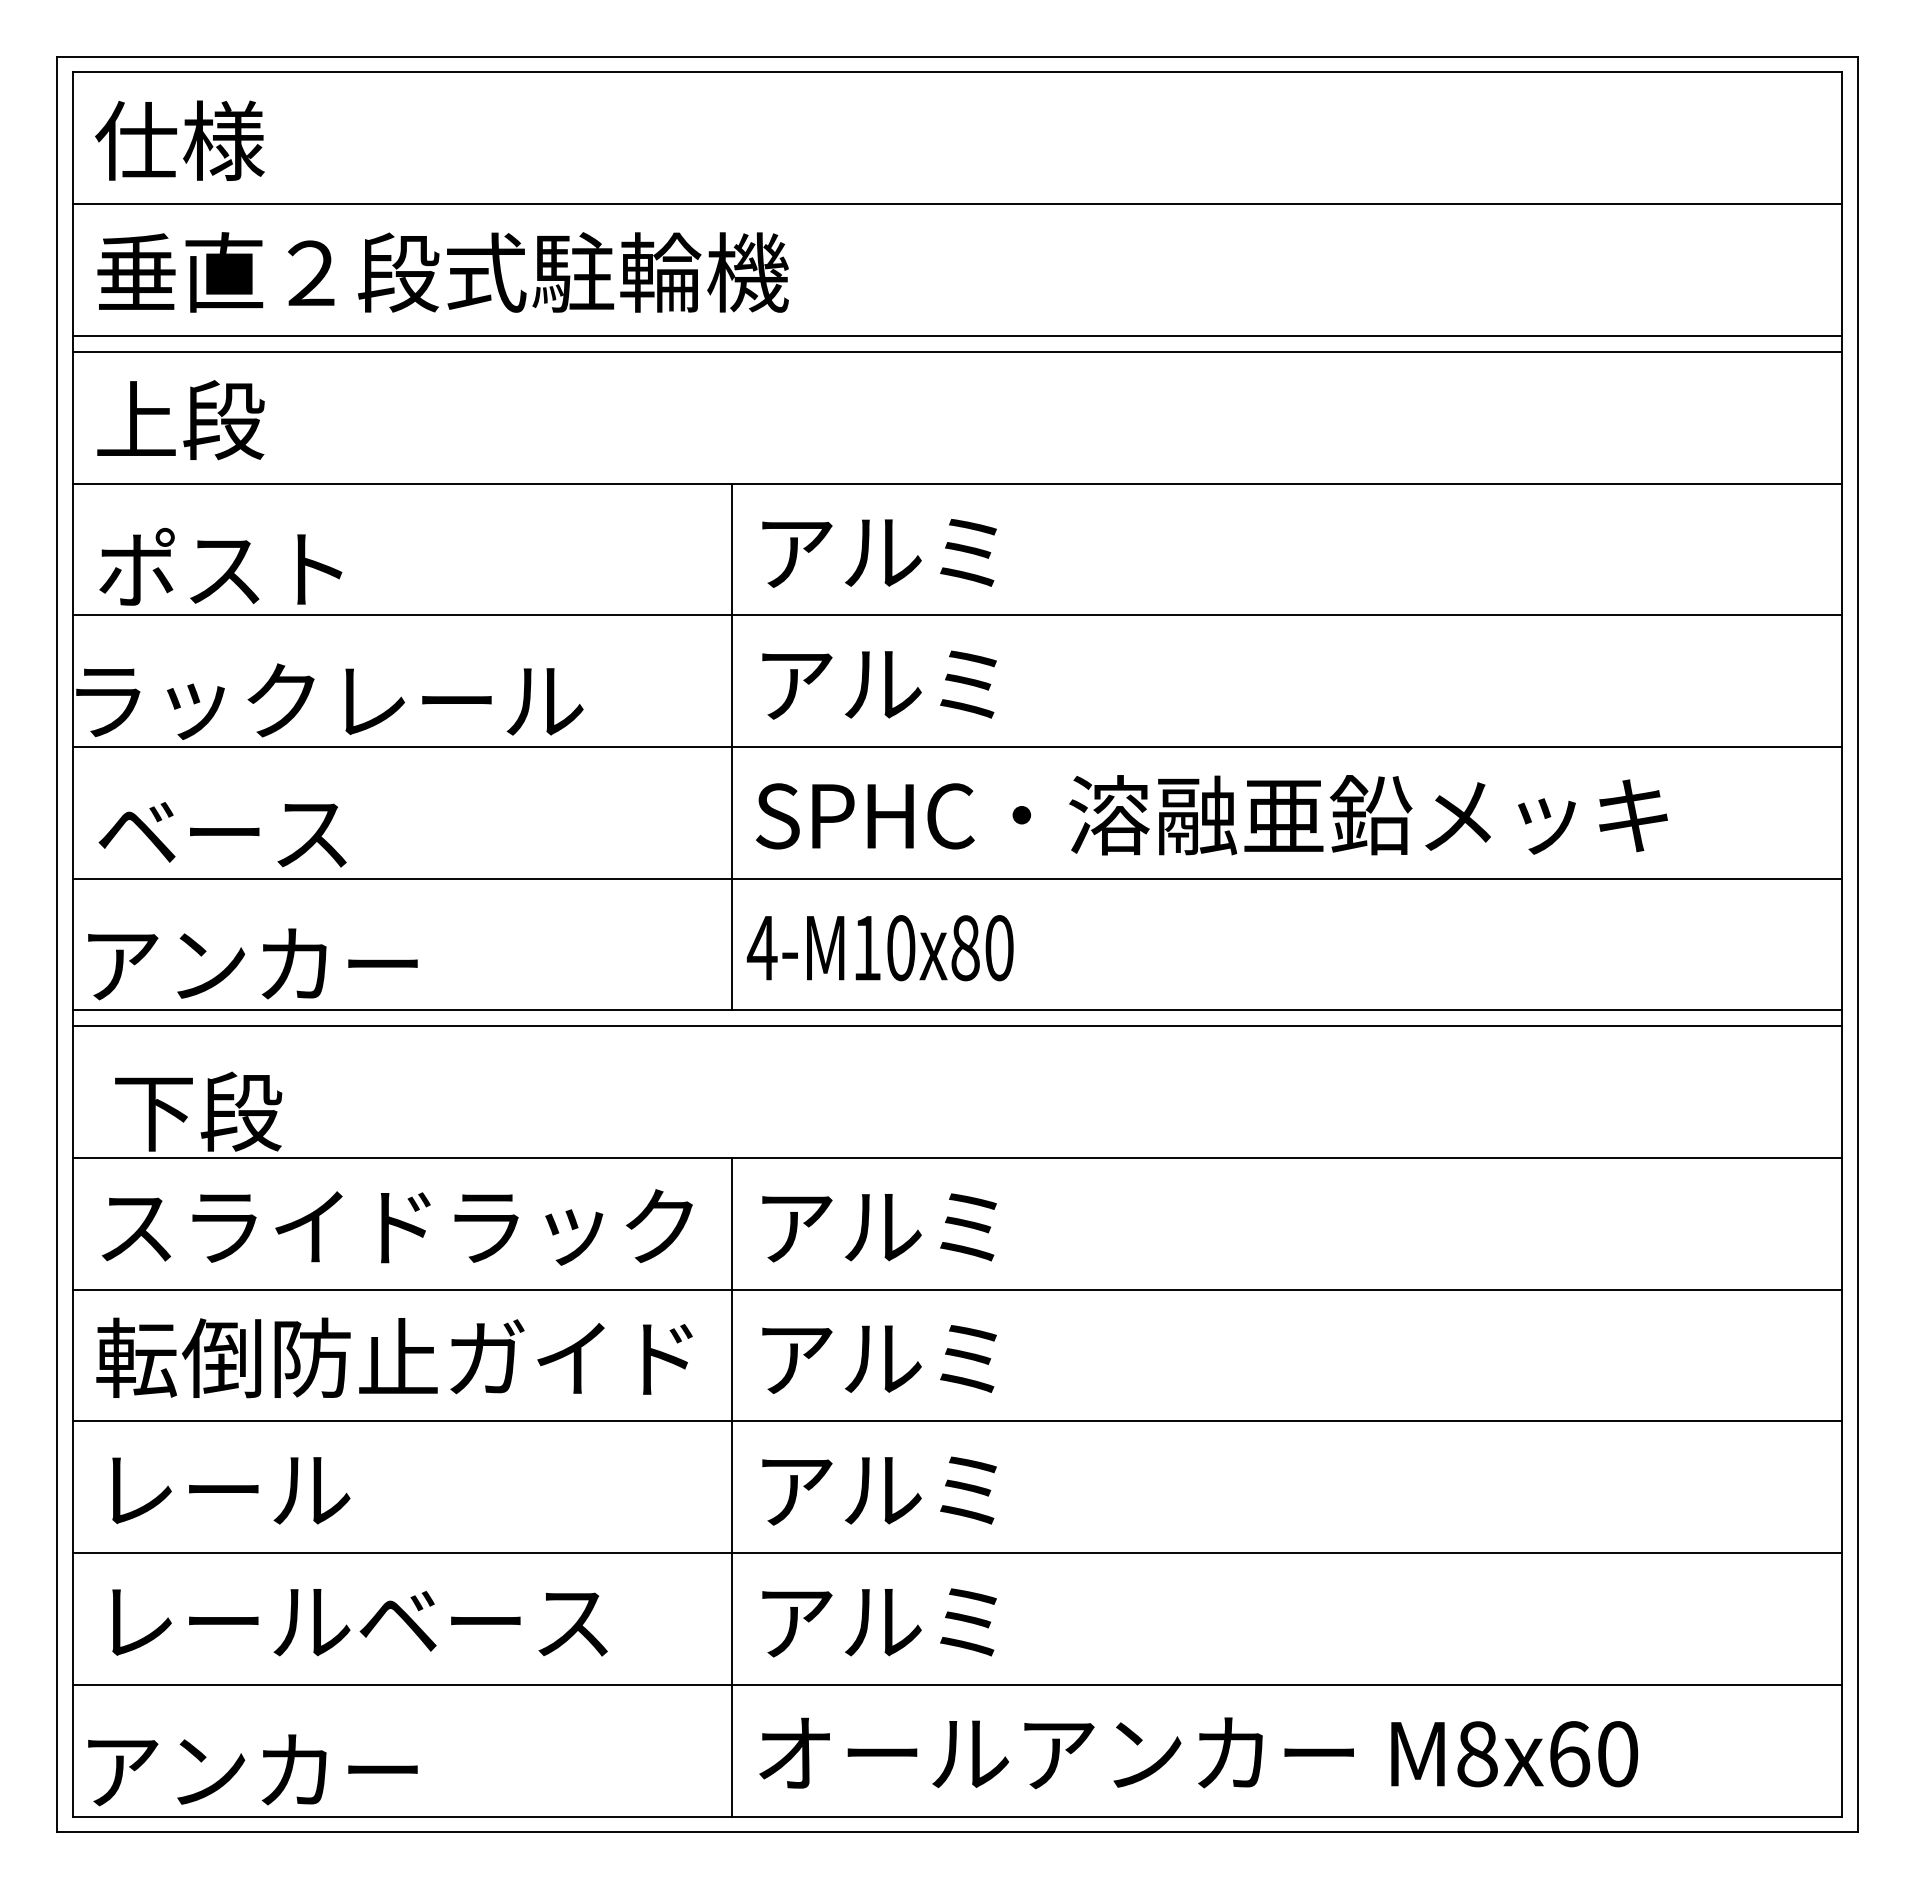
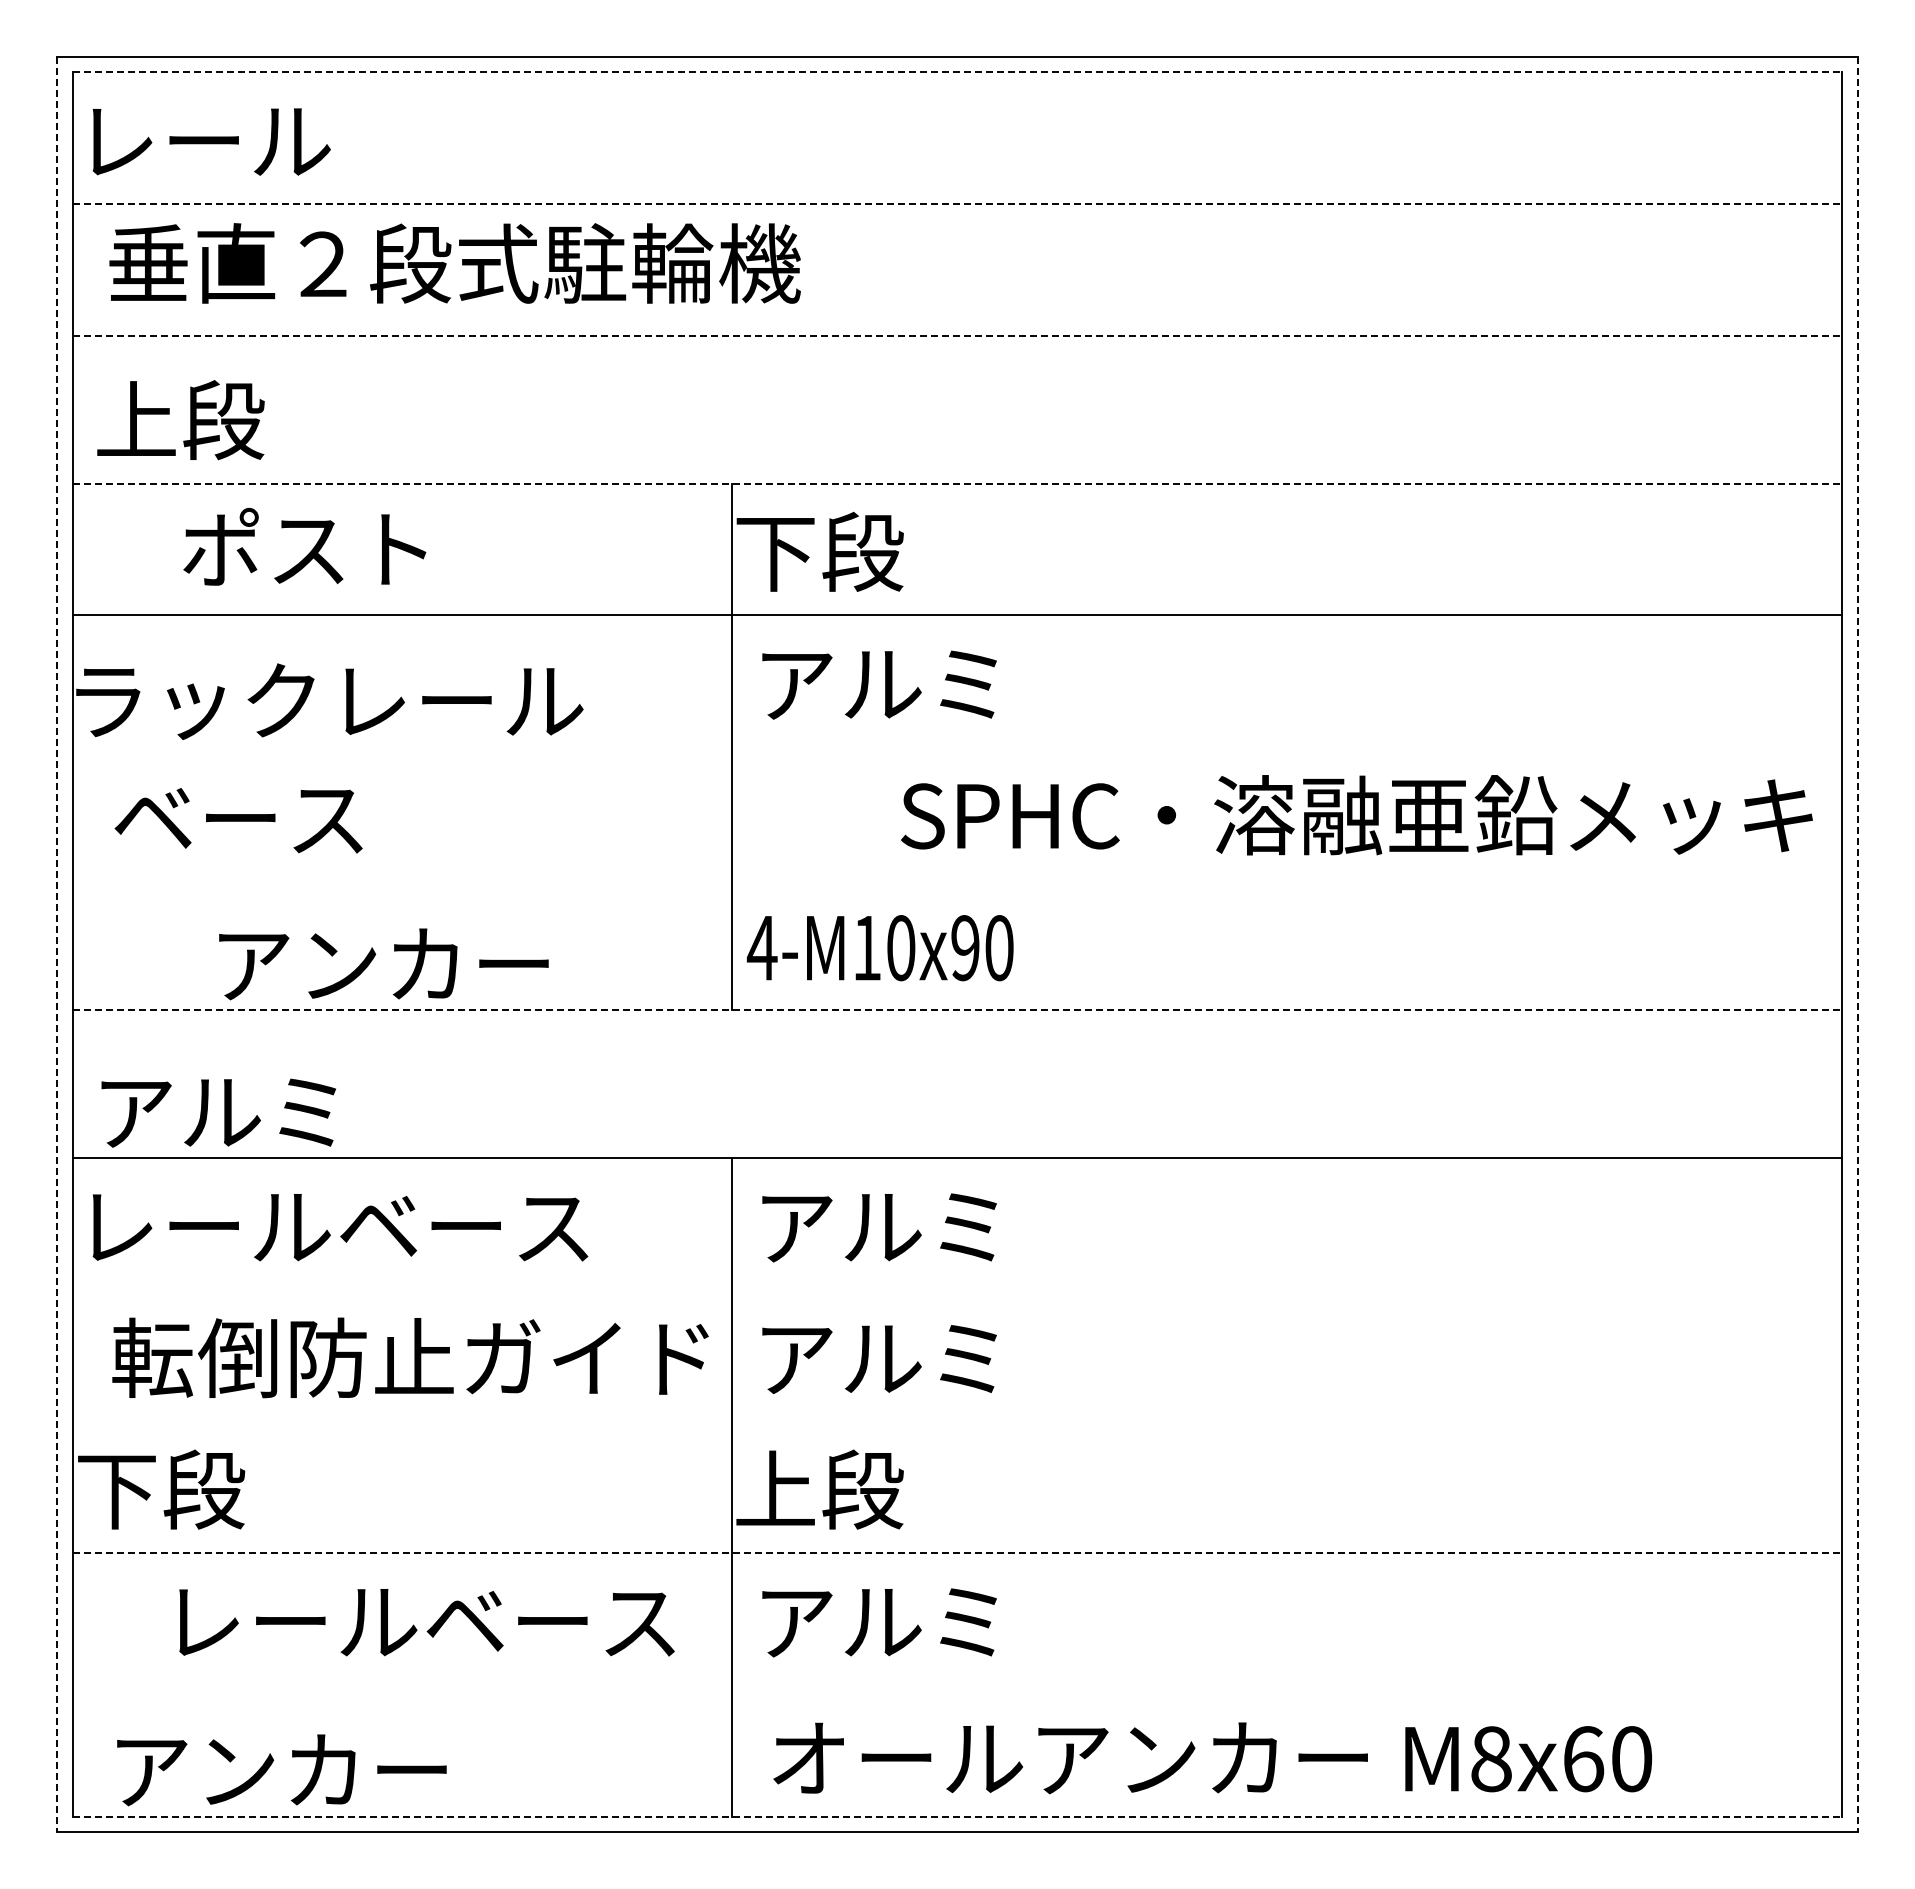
line: solid -> dashed (958, 72)
text: 仕様 -> レール (211, 140)
line: solid -> dashed (958, 204)
text position: (442, 272) -> (454, 263) (454, 263)
line: solid -> dashed (958, 335)
line: present -> none (957, 351)
line: solid -> dashed (958, 483)
text: アルミ -> 下段 (866, 551)
text position: (220, 566) -> (304, 546) (304, 546)
line: present -> none (957, 747)
text position: (1211, 815) -> (1356, 815) (1356, 815)
text position: (222, 834) -> (238, 820) (238, 820)
line: present -> none (957, 878)
line: solid -> dashed (57, 944)
line: solid -> dashed (1857, 944)
text: 4-M10x80 -> 4-M10x90 (965, 948)
text position: (252, 964) -> (383, 964) (383, 964)
line: solid -> dashed (958, 1010)
line: present -> none (957, 1026)
text: 下段 -> アルミ (218, 1111)
text: スライドラック -> レールベース (392, 1227)
line: present -> none (957, 1289)
text position: (394, 1357) -> (410, 1357) (410, 1357)
line: present -> none (957, 1421)
text: レール -> 下段 (214, 1489)
text: アルミ -> 上段 (866, 1489)
line: solid -> dashed (958, 1553)
text position: (359, 1622) -> (426, 1622) (426, 1622)
line: present -> none (957, 1684)
text position: (1198, 1753) -> (1212, 1758) (1212, 1758)
text position: (252, 1770) -> (281, 1770) (281, 1770)
line: solid -> dashed (958, 1816)
